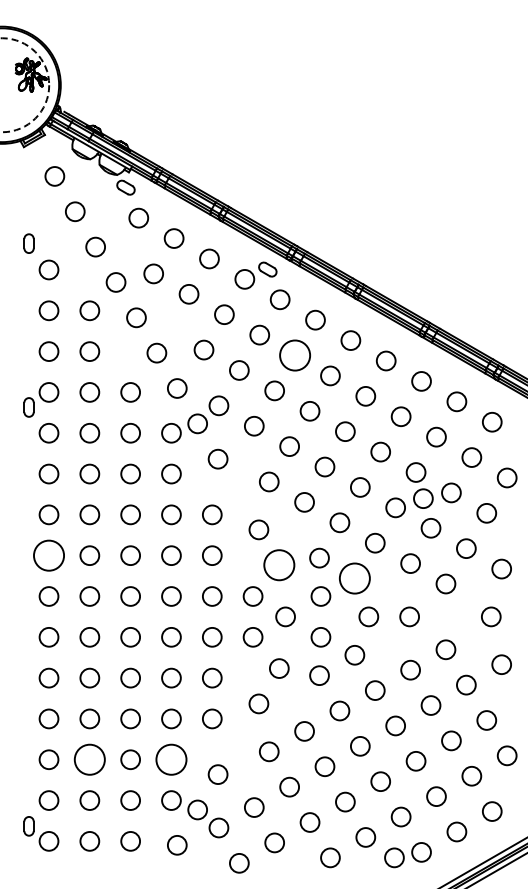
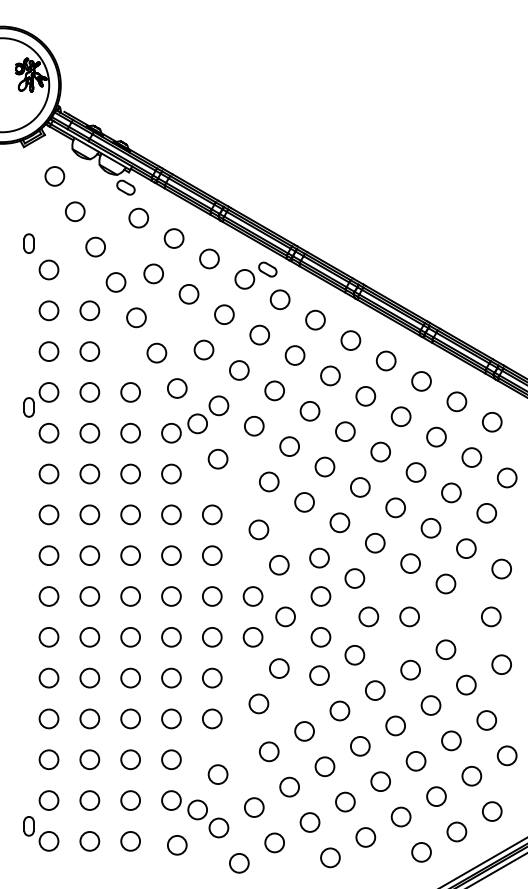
circle: dashed -> solid (24, 85)
circle diameter: 30 px -> 19 px (294, 355)
circle: present -> none (423, 498)
circle diameter: 30 px -> 19 px (48, 555)
circle diameter: 30 px -> 19 px (278, 564)
circle diameter: 30 px -> 19 px (354, 578)
circle diameter: 30 px -> 19 px (89, 759)
circle diameter: 30 px -> 19 px (171, 759)
circle: present -> none (394, 857)
